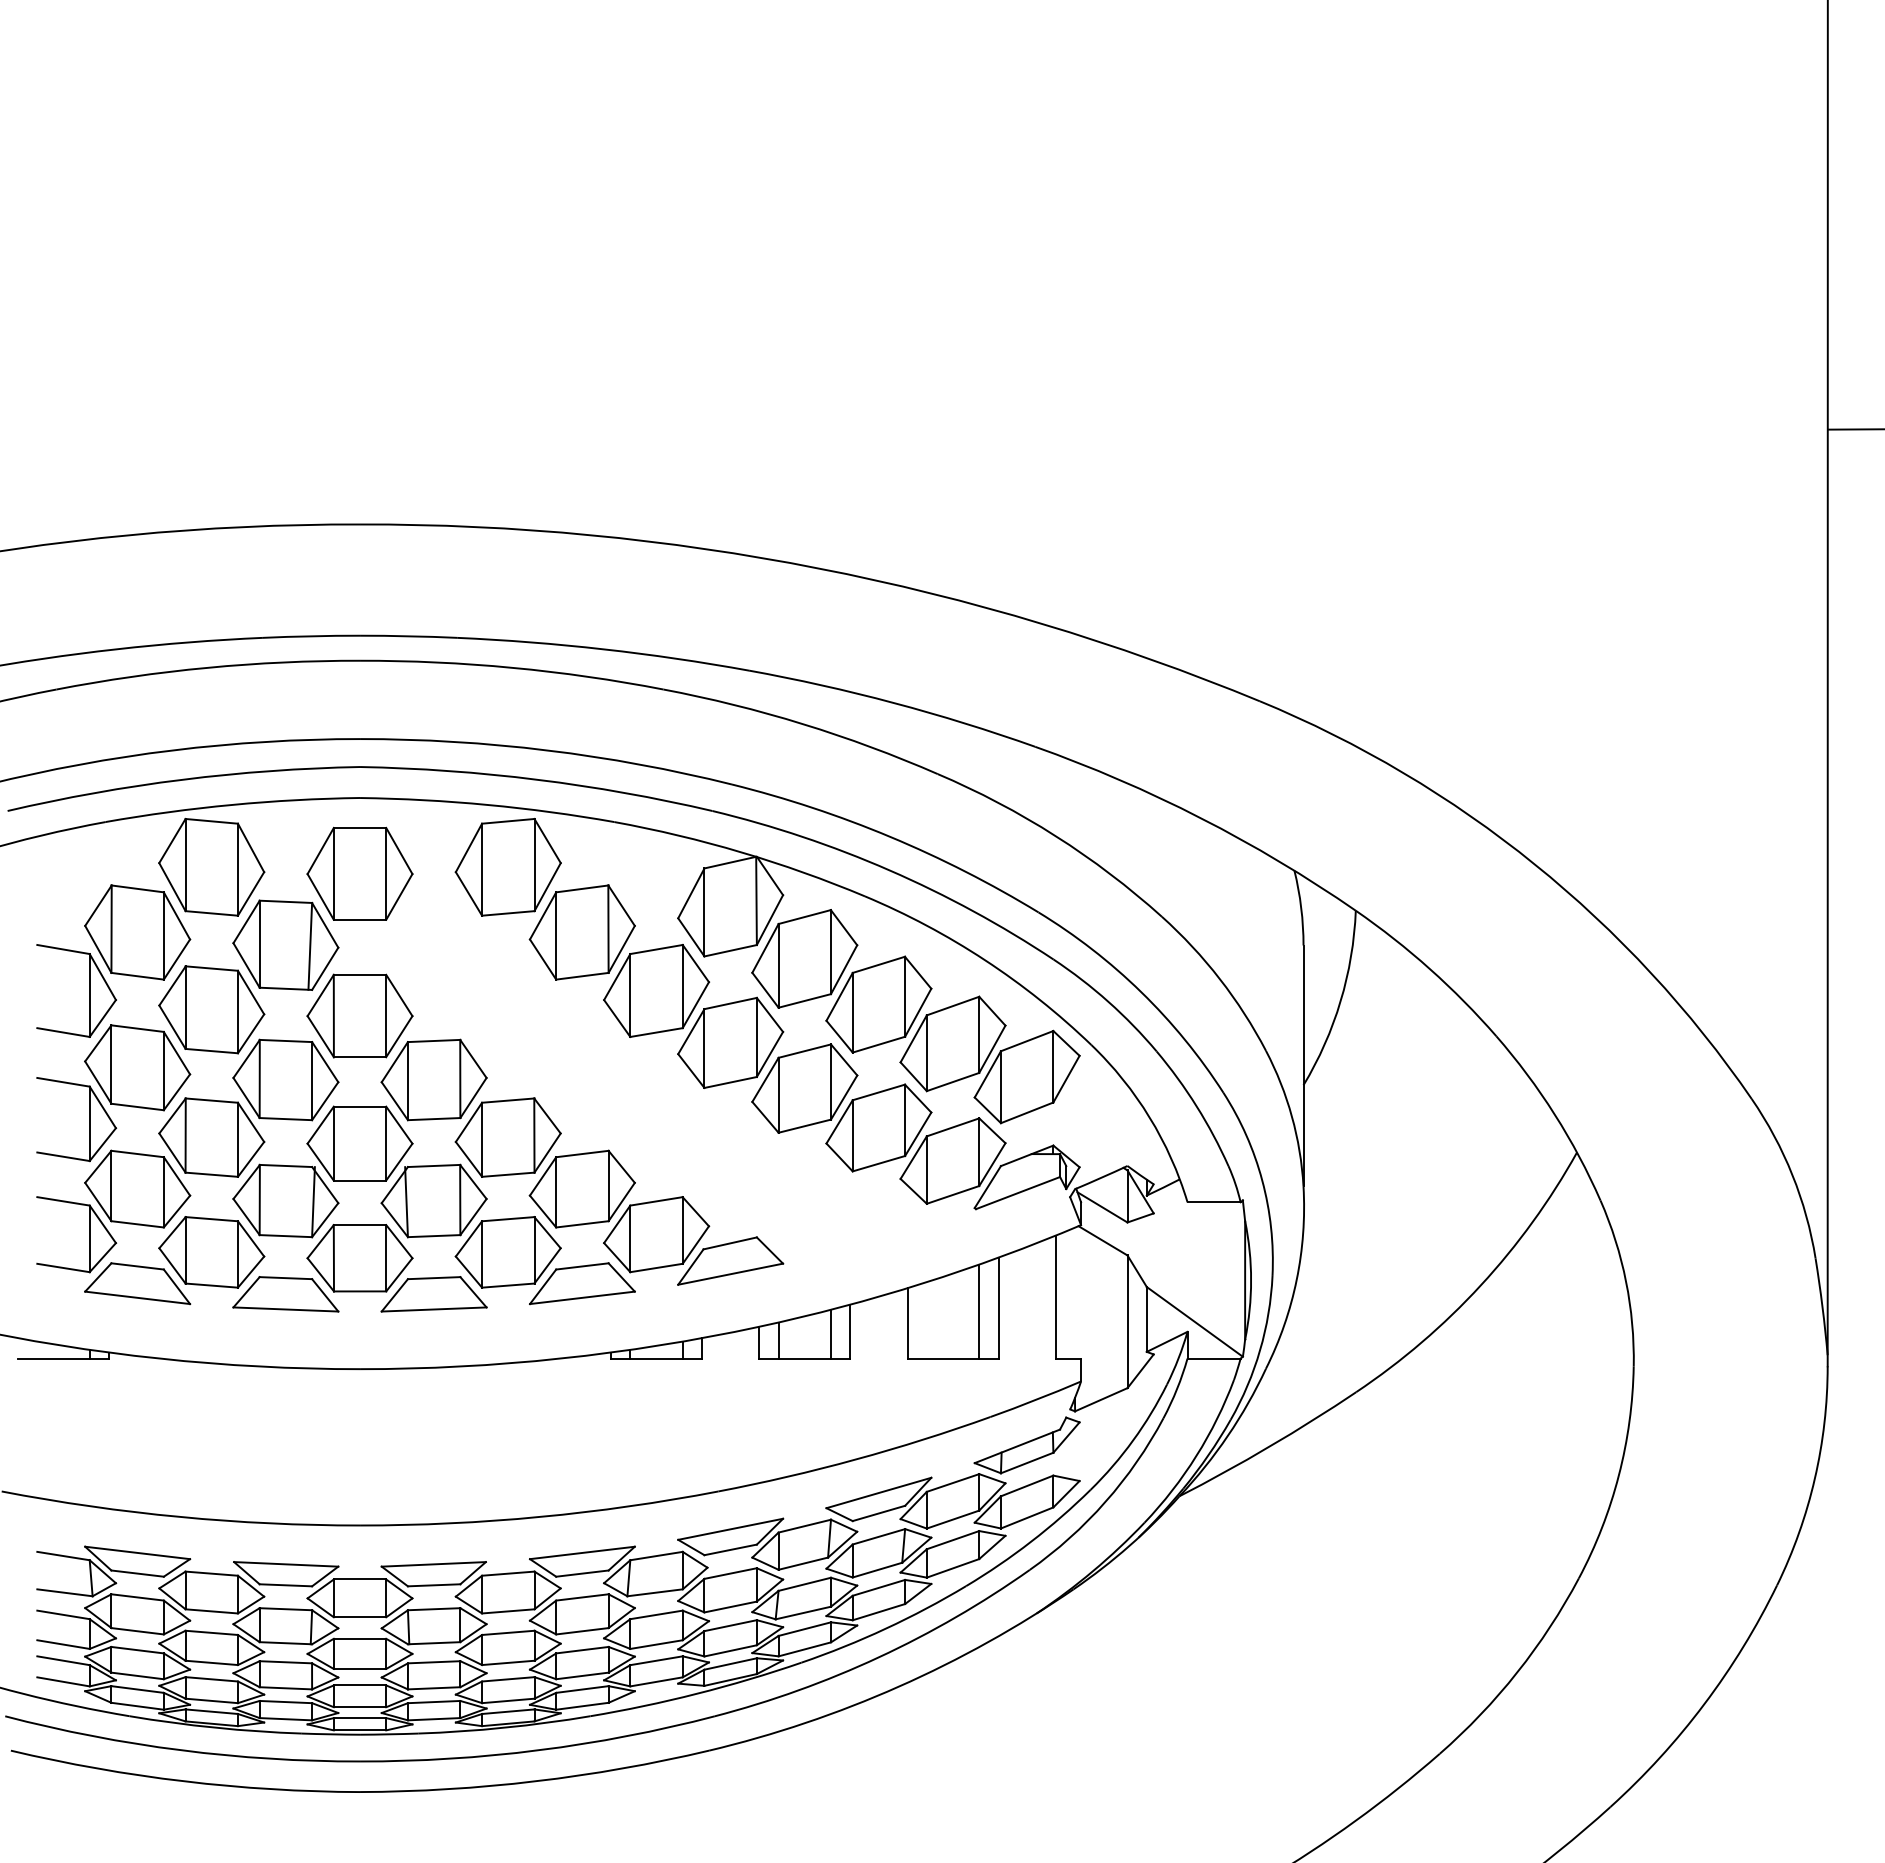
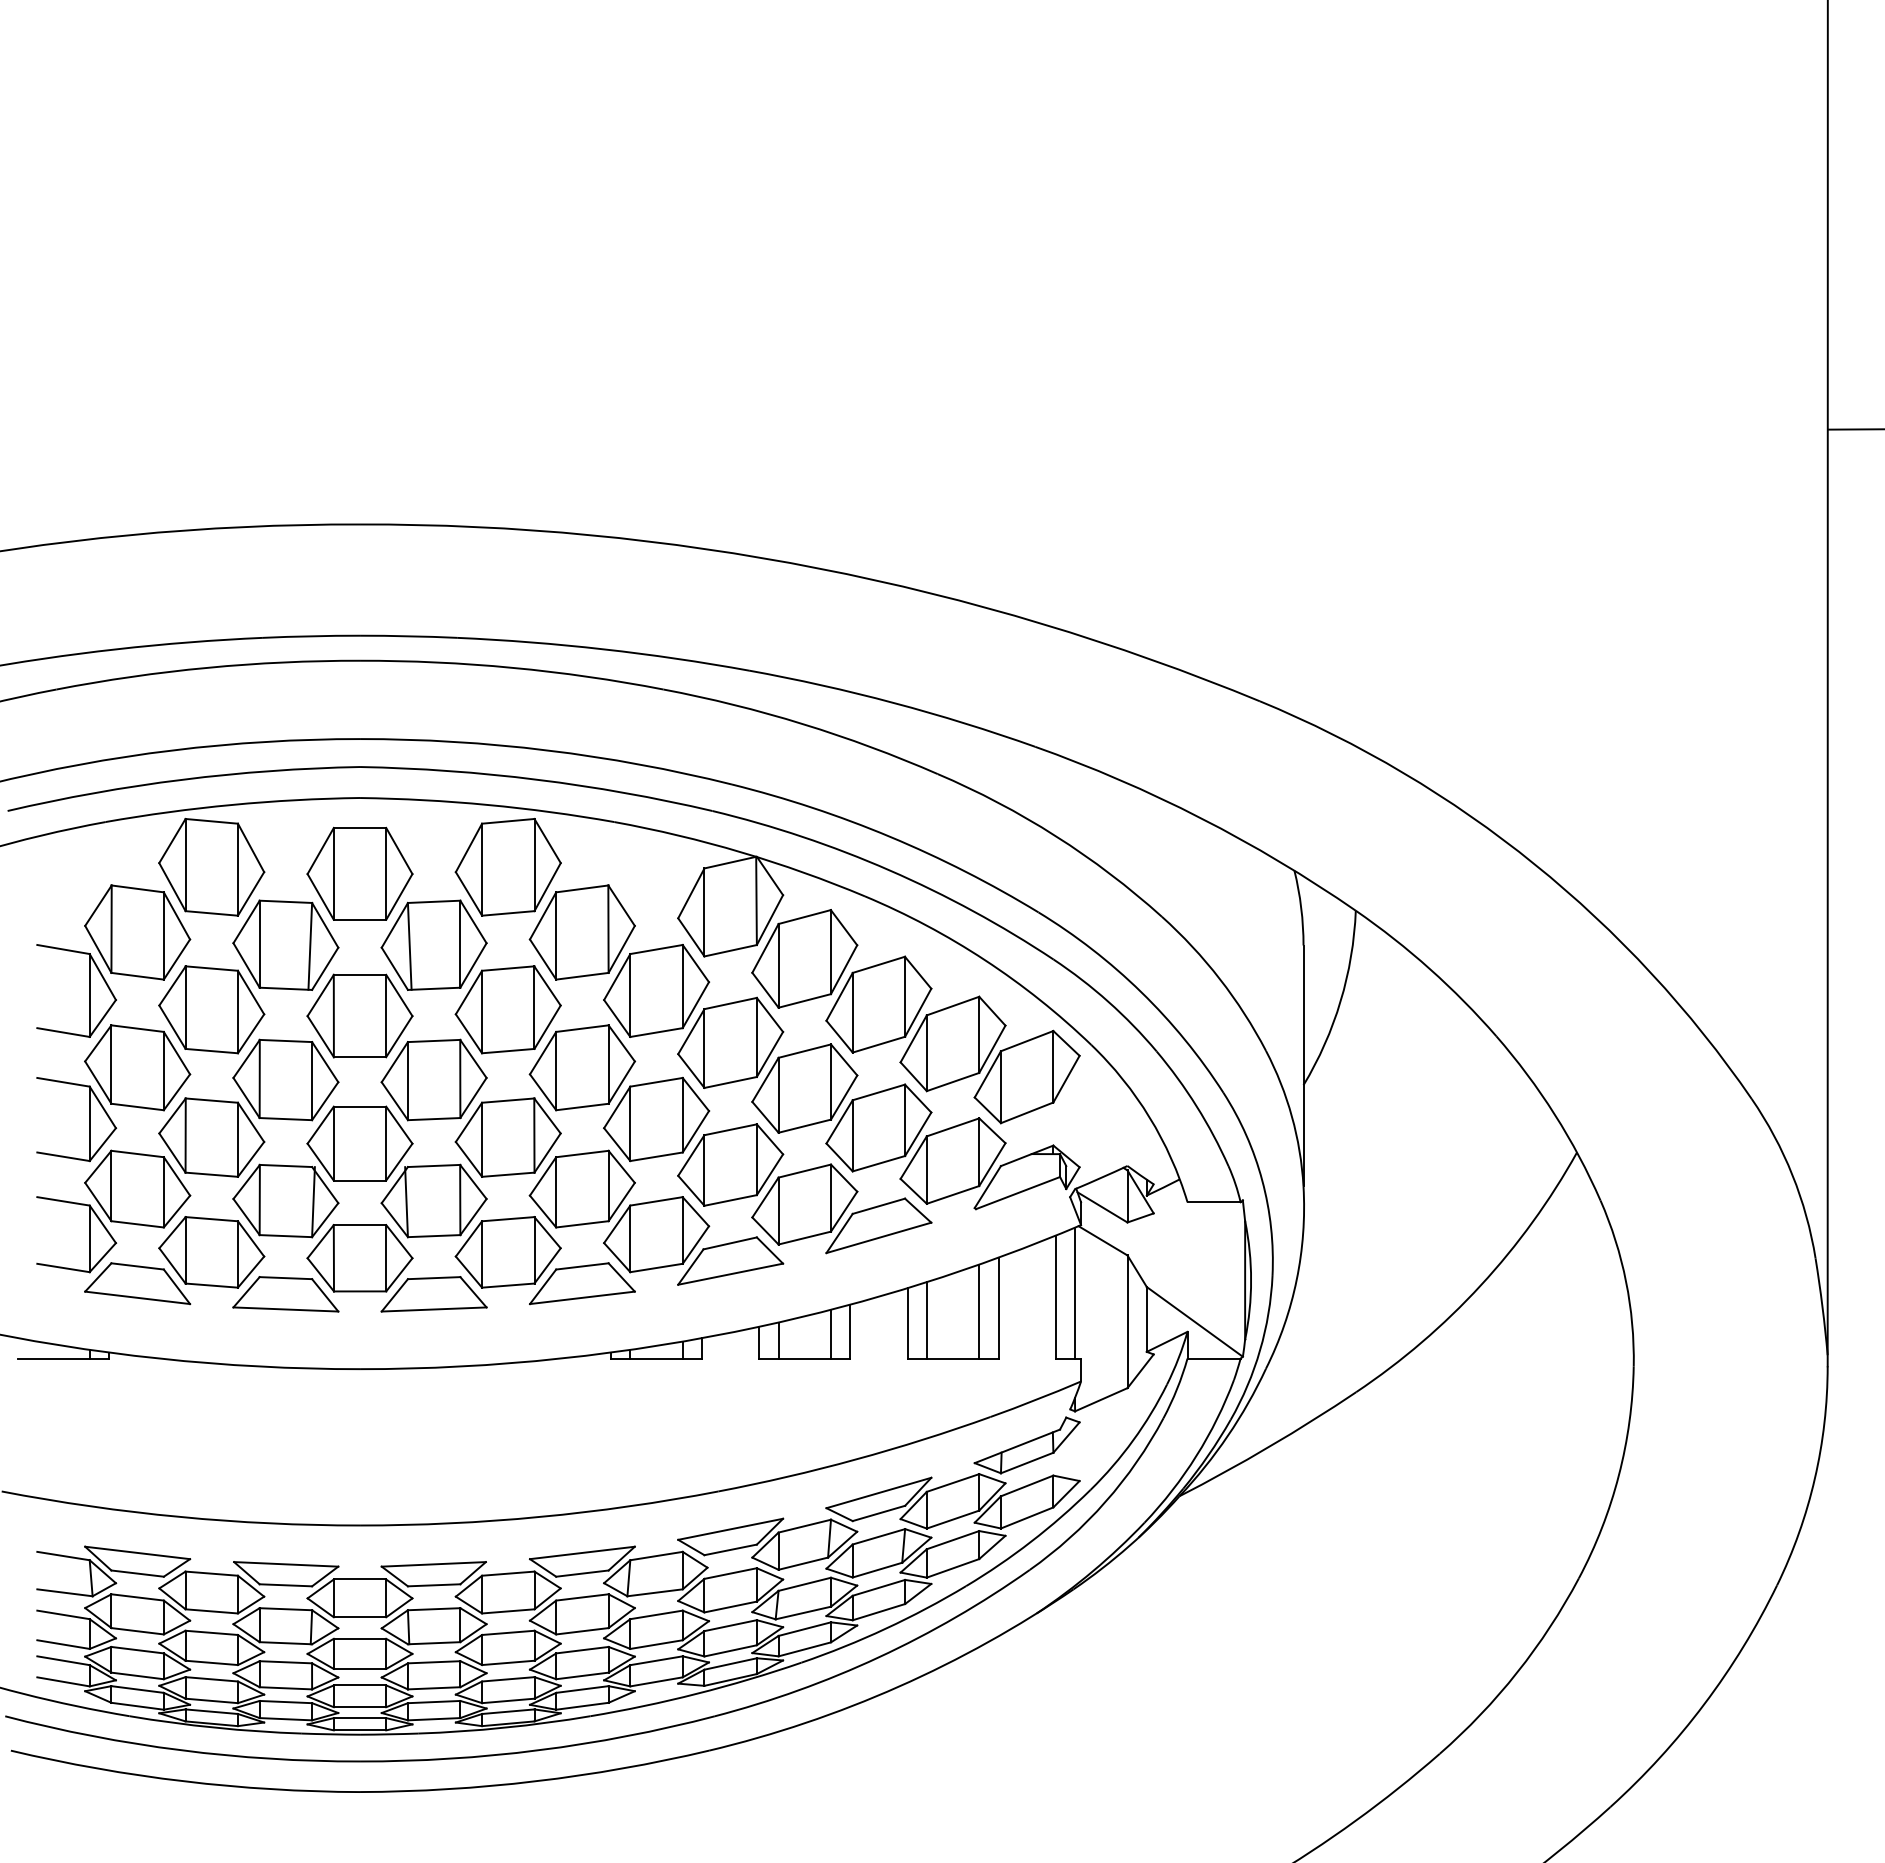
part: none -> present (656, 1076)
line: none -> present (1075, 1292)
line: none -> present (926, 1320)
